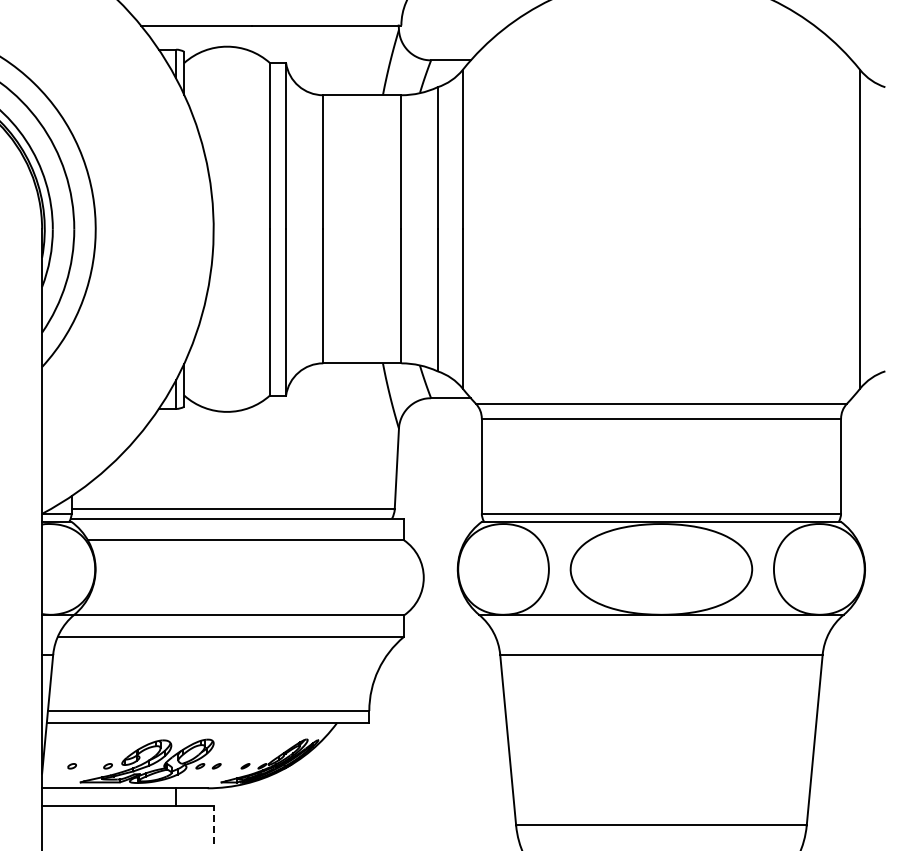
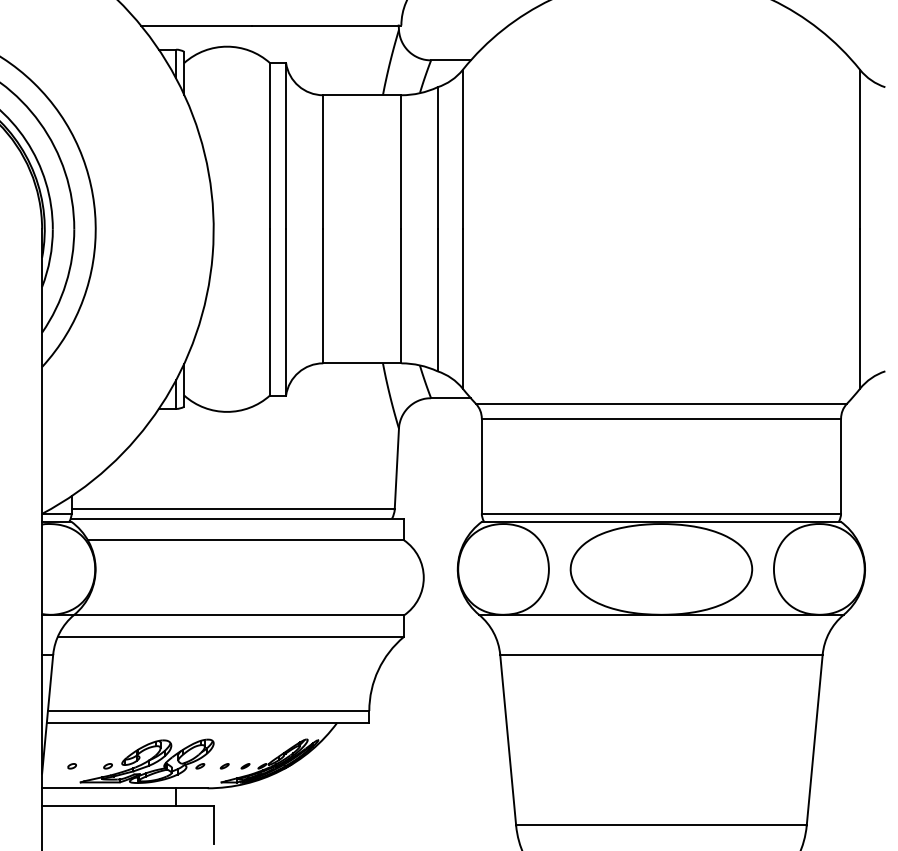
part position: (216, 766) -> (224, 766) (224, 766)
line: dashed -> solid (213, 825)
